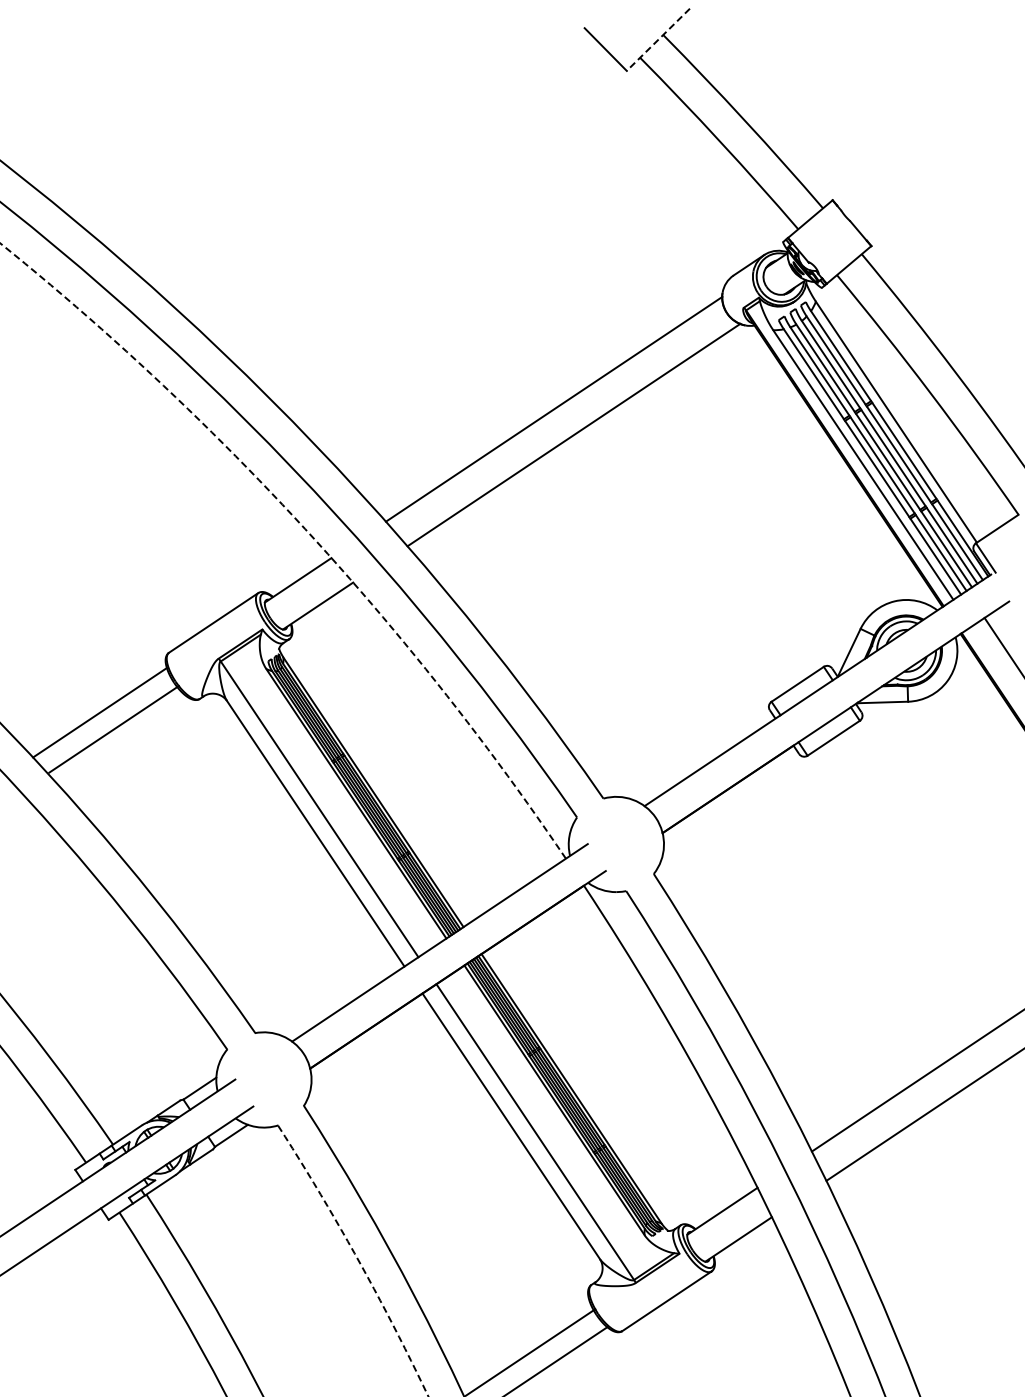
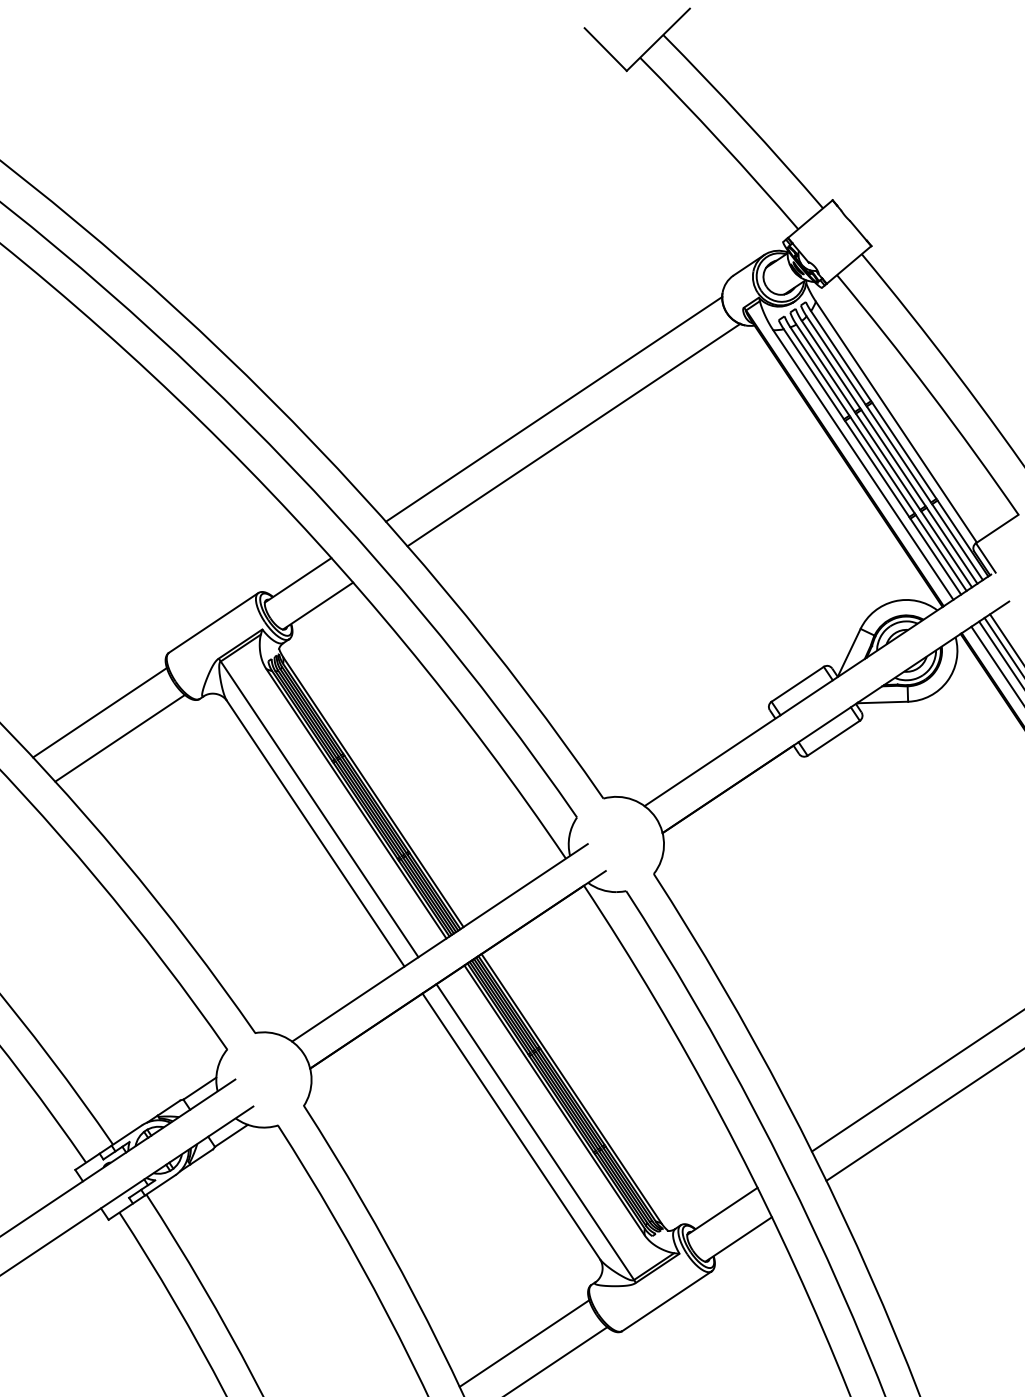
line: dashed -> solid (658, 40)
arc: dashed -> solid (307, 531)
line: none -> present (1005, 637)
line: none -> present (1000, 653)
line: none -> present (996, 663)
line position: (113, 729) -> (119, 738) (119, 738)
arc: dashed -> solid (357, 1259)
line position: (532, 1351) -> (524, 1343) (524, 1343)
